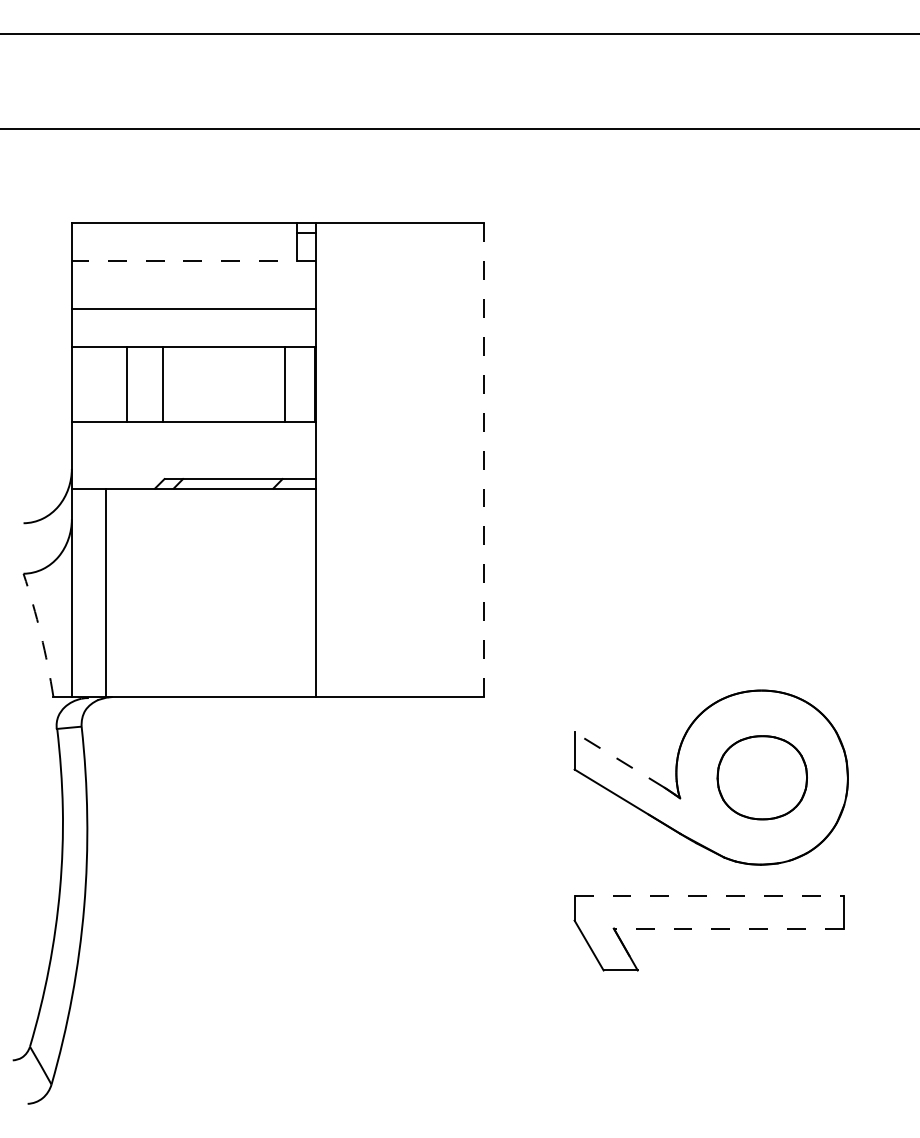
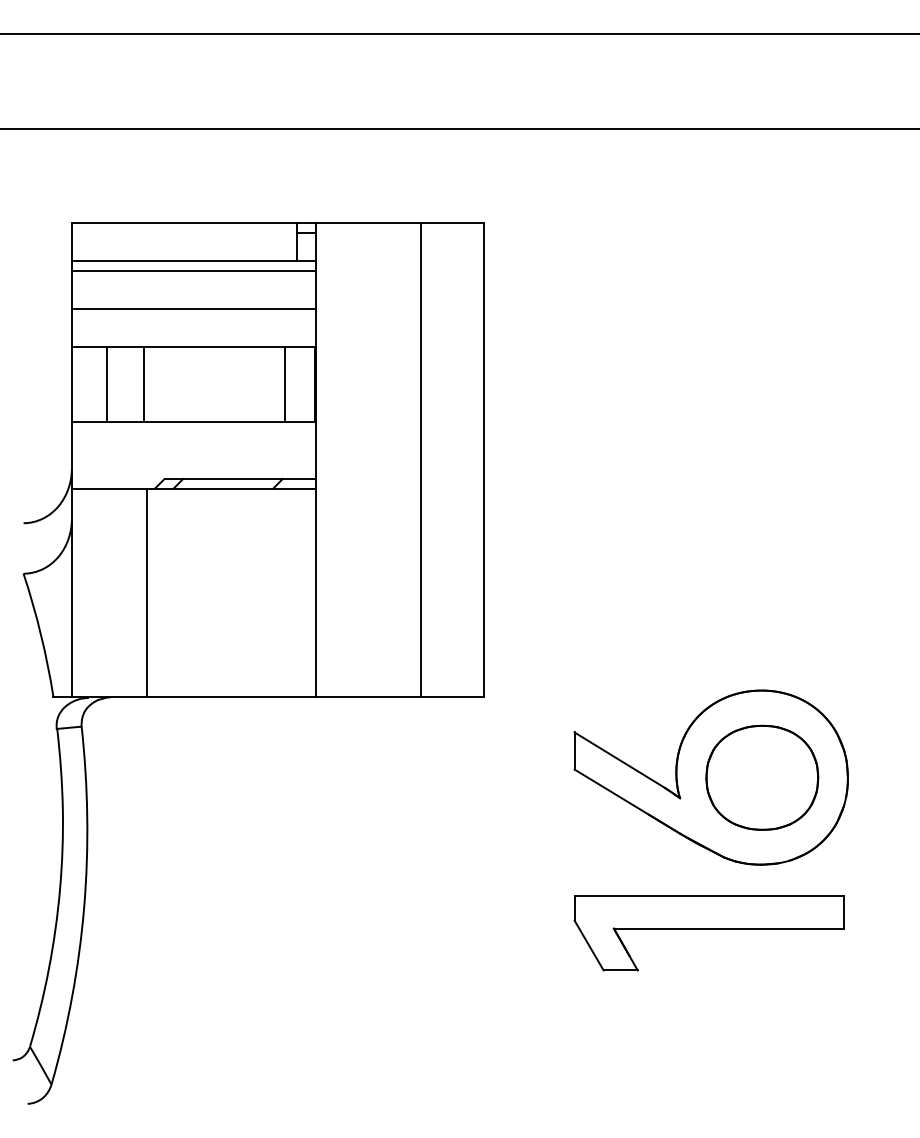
line: dashed -> solid (193, 261)
line: none -> present (193, 270)
line position: (127, 384) -> (107, 384) (107, 384)
line position: (162, 384) -> (143, 384) (143, 384)
line: none -> present (420, 459)
line: dashed -> solid (484, 460)
line position: (106, 592) -> (147, 592) (147, 592)
arc: dashed -> solid (40, 634)
line: dashed -> solid (619, 759)
part size: 92x86 px -> 115x107 px (762, 777)
line: dashed -> solid (709, 895)
line: dashed -> solid (728, 928)
